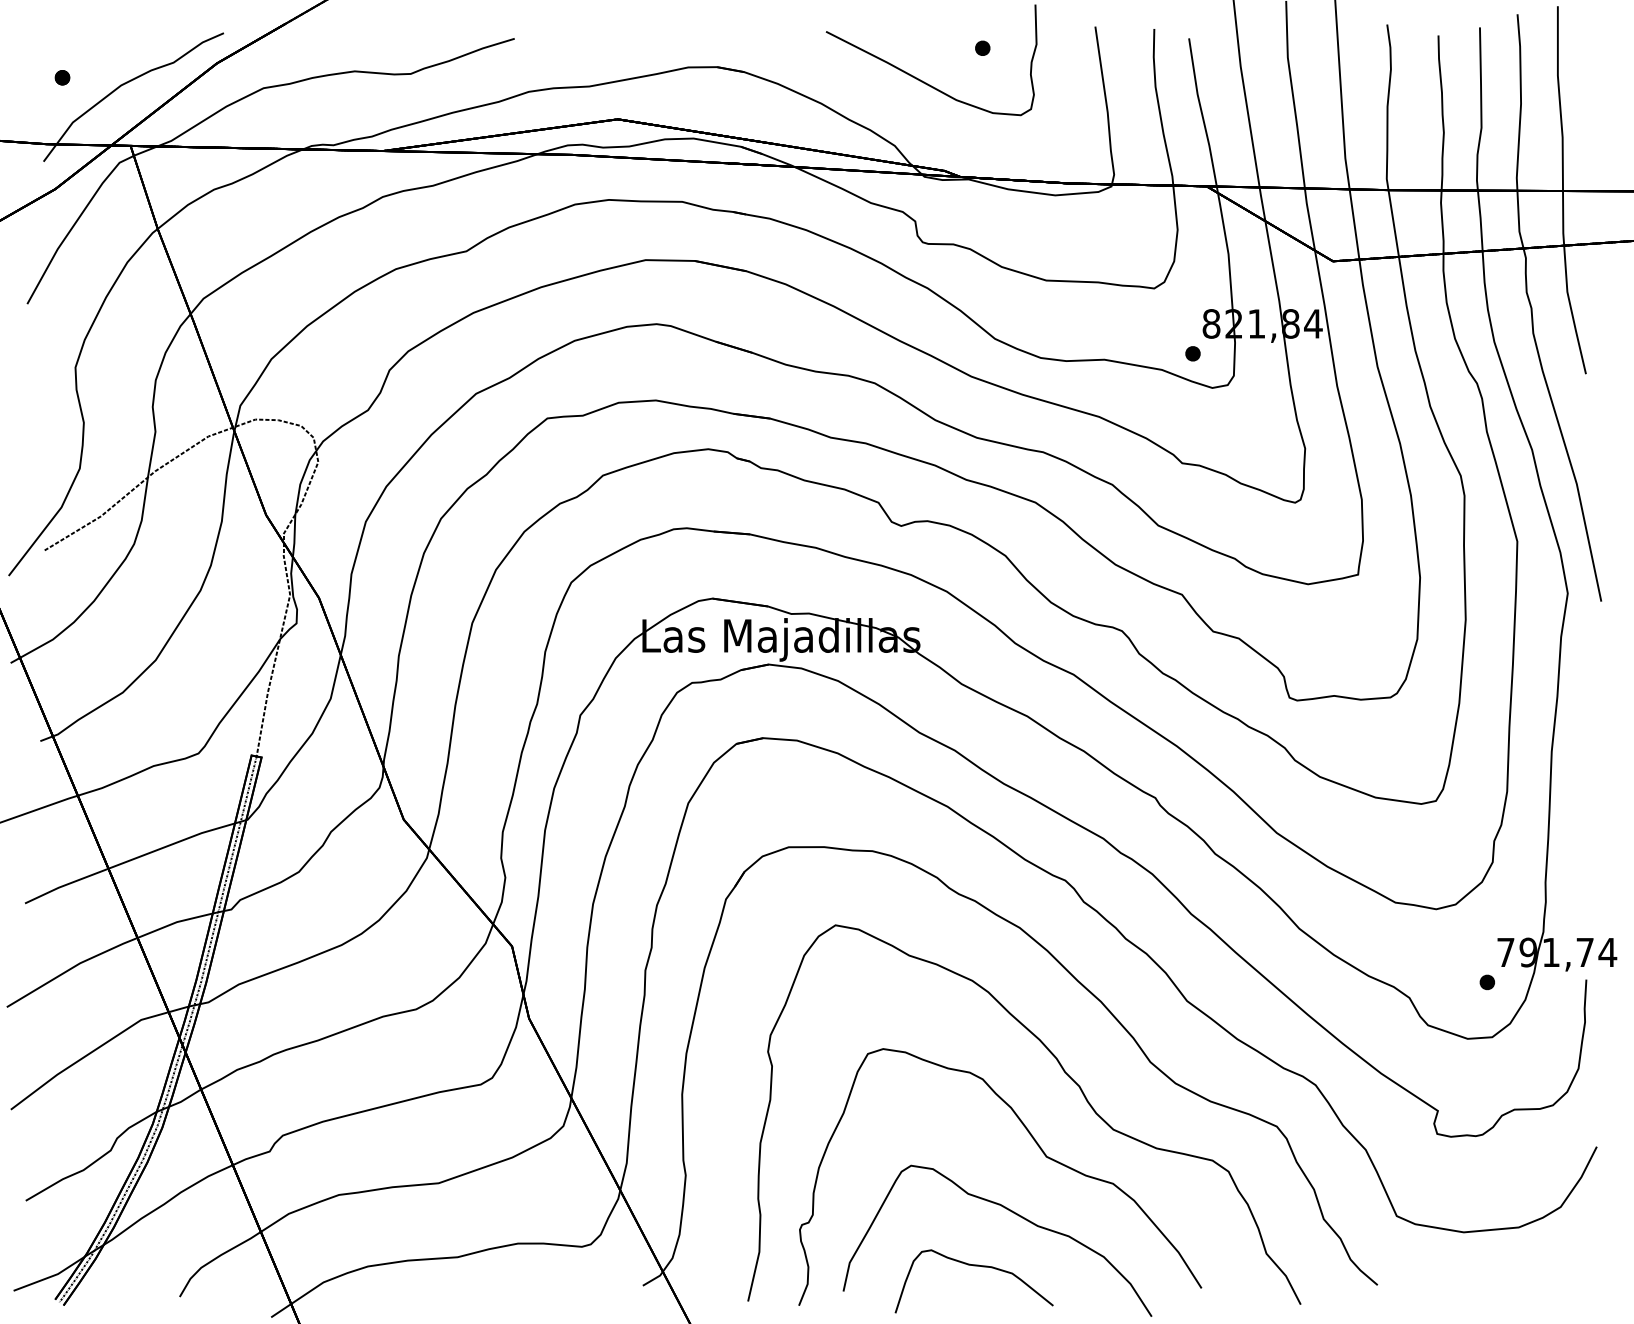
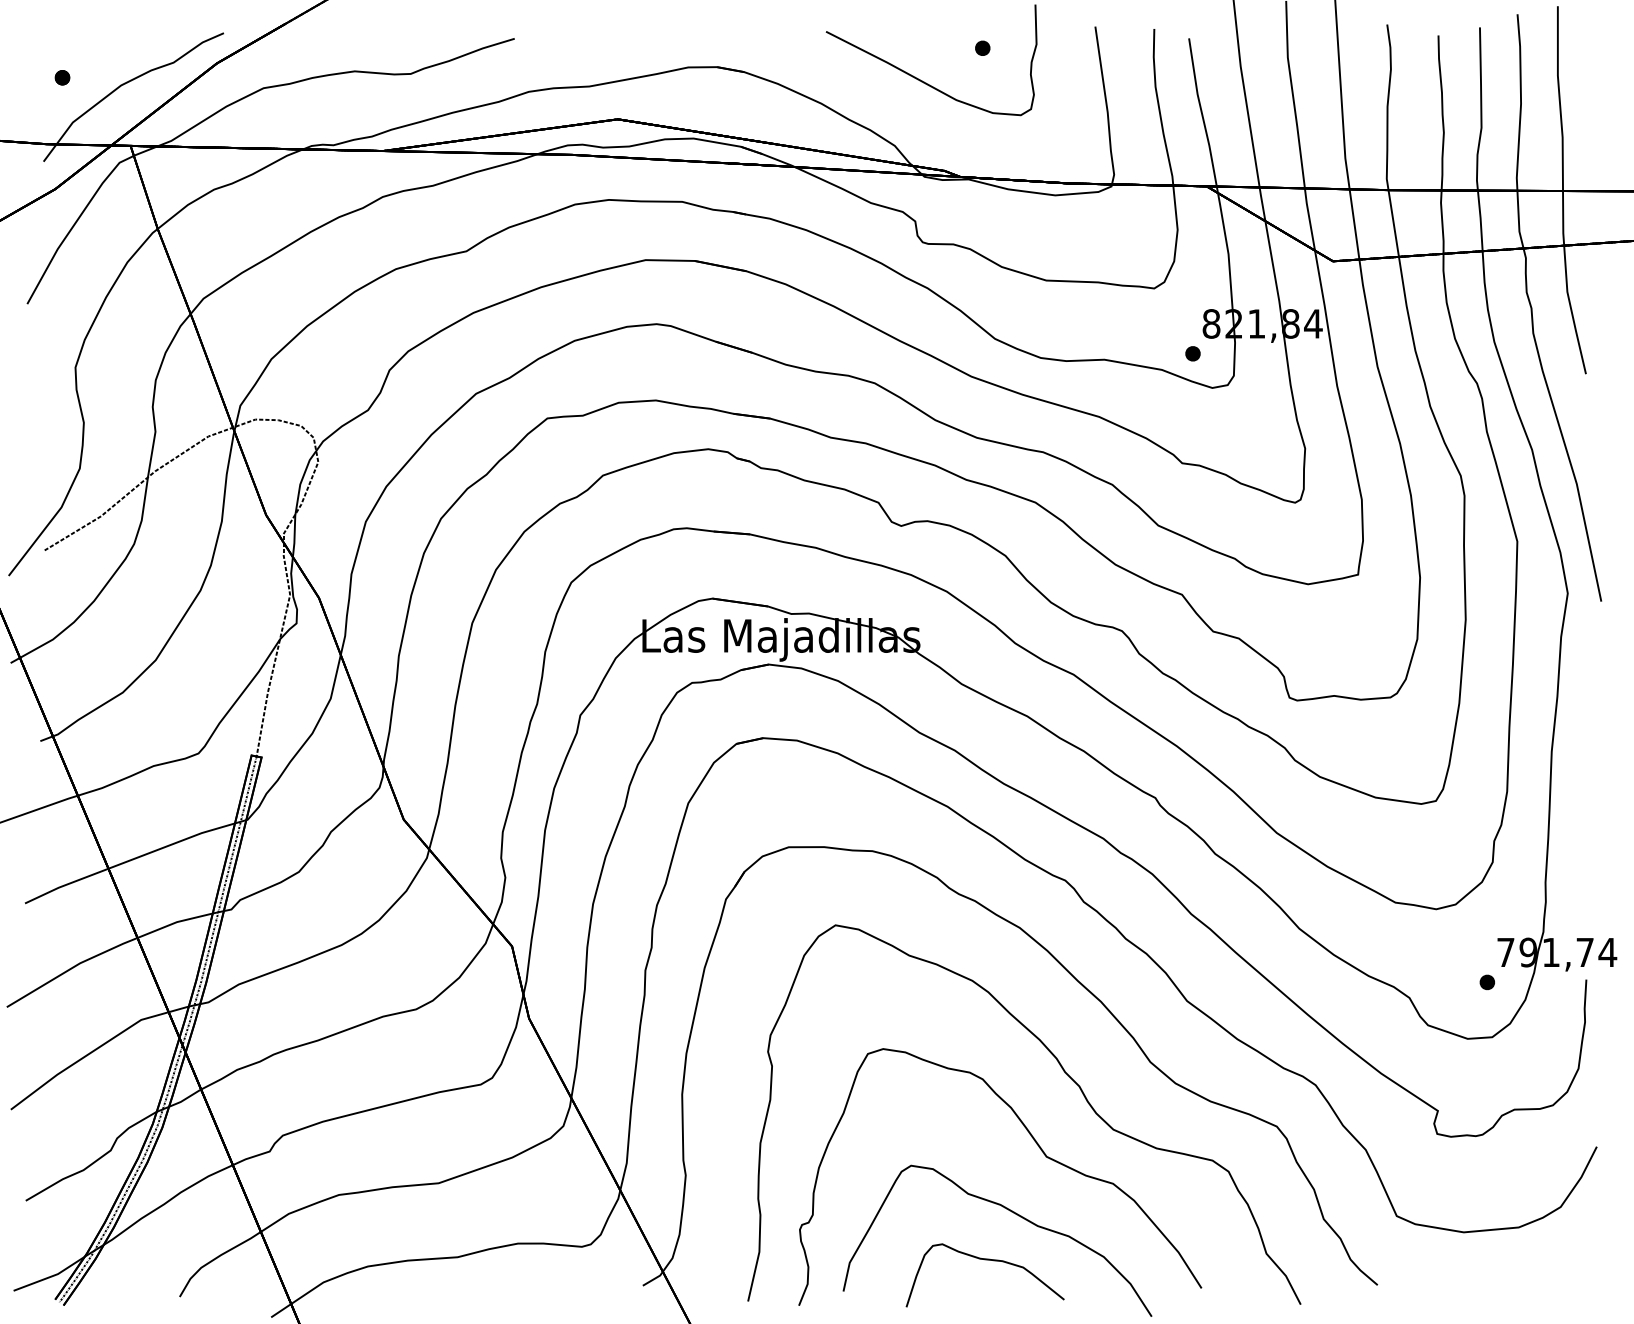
part position: (973, 1266) -> (984, 1260) (984, 1260)
